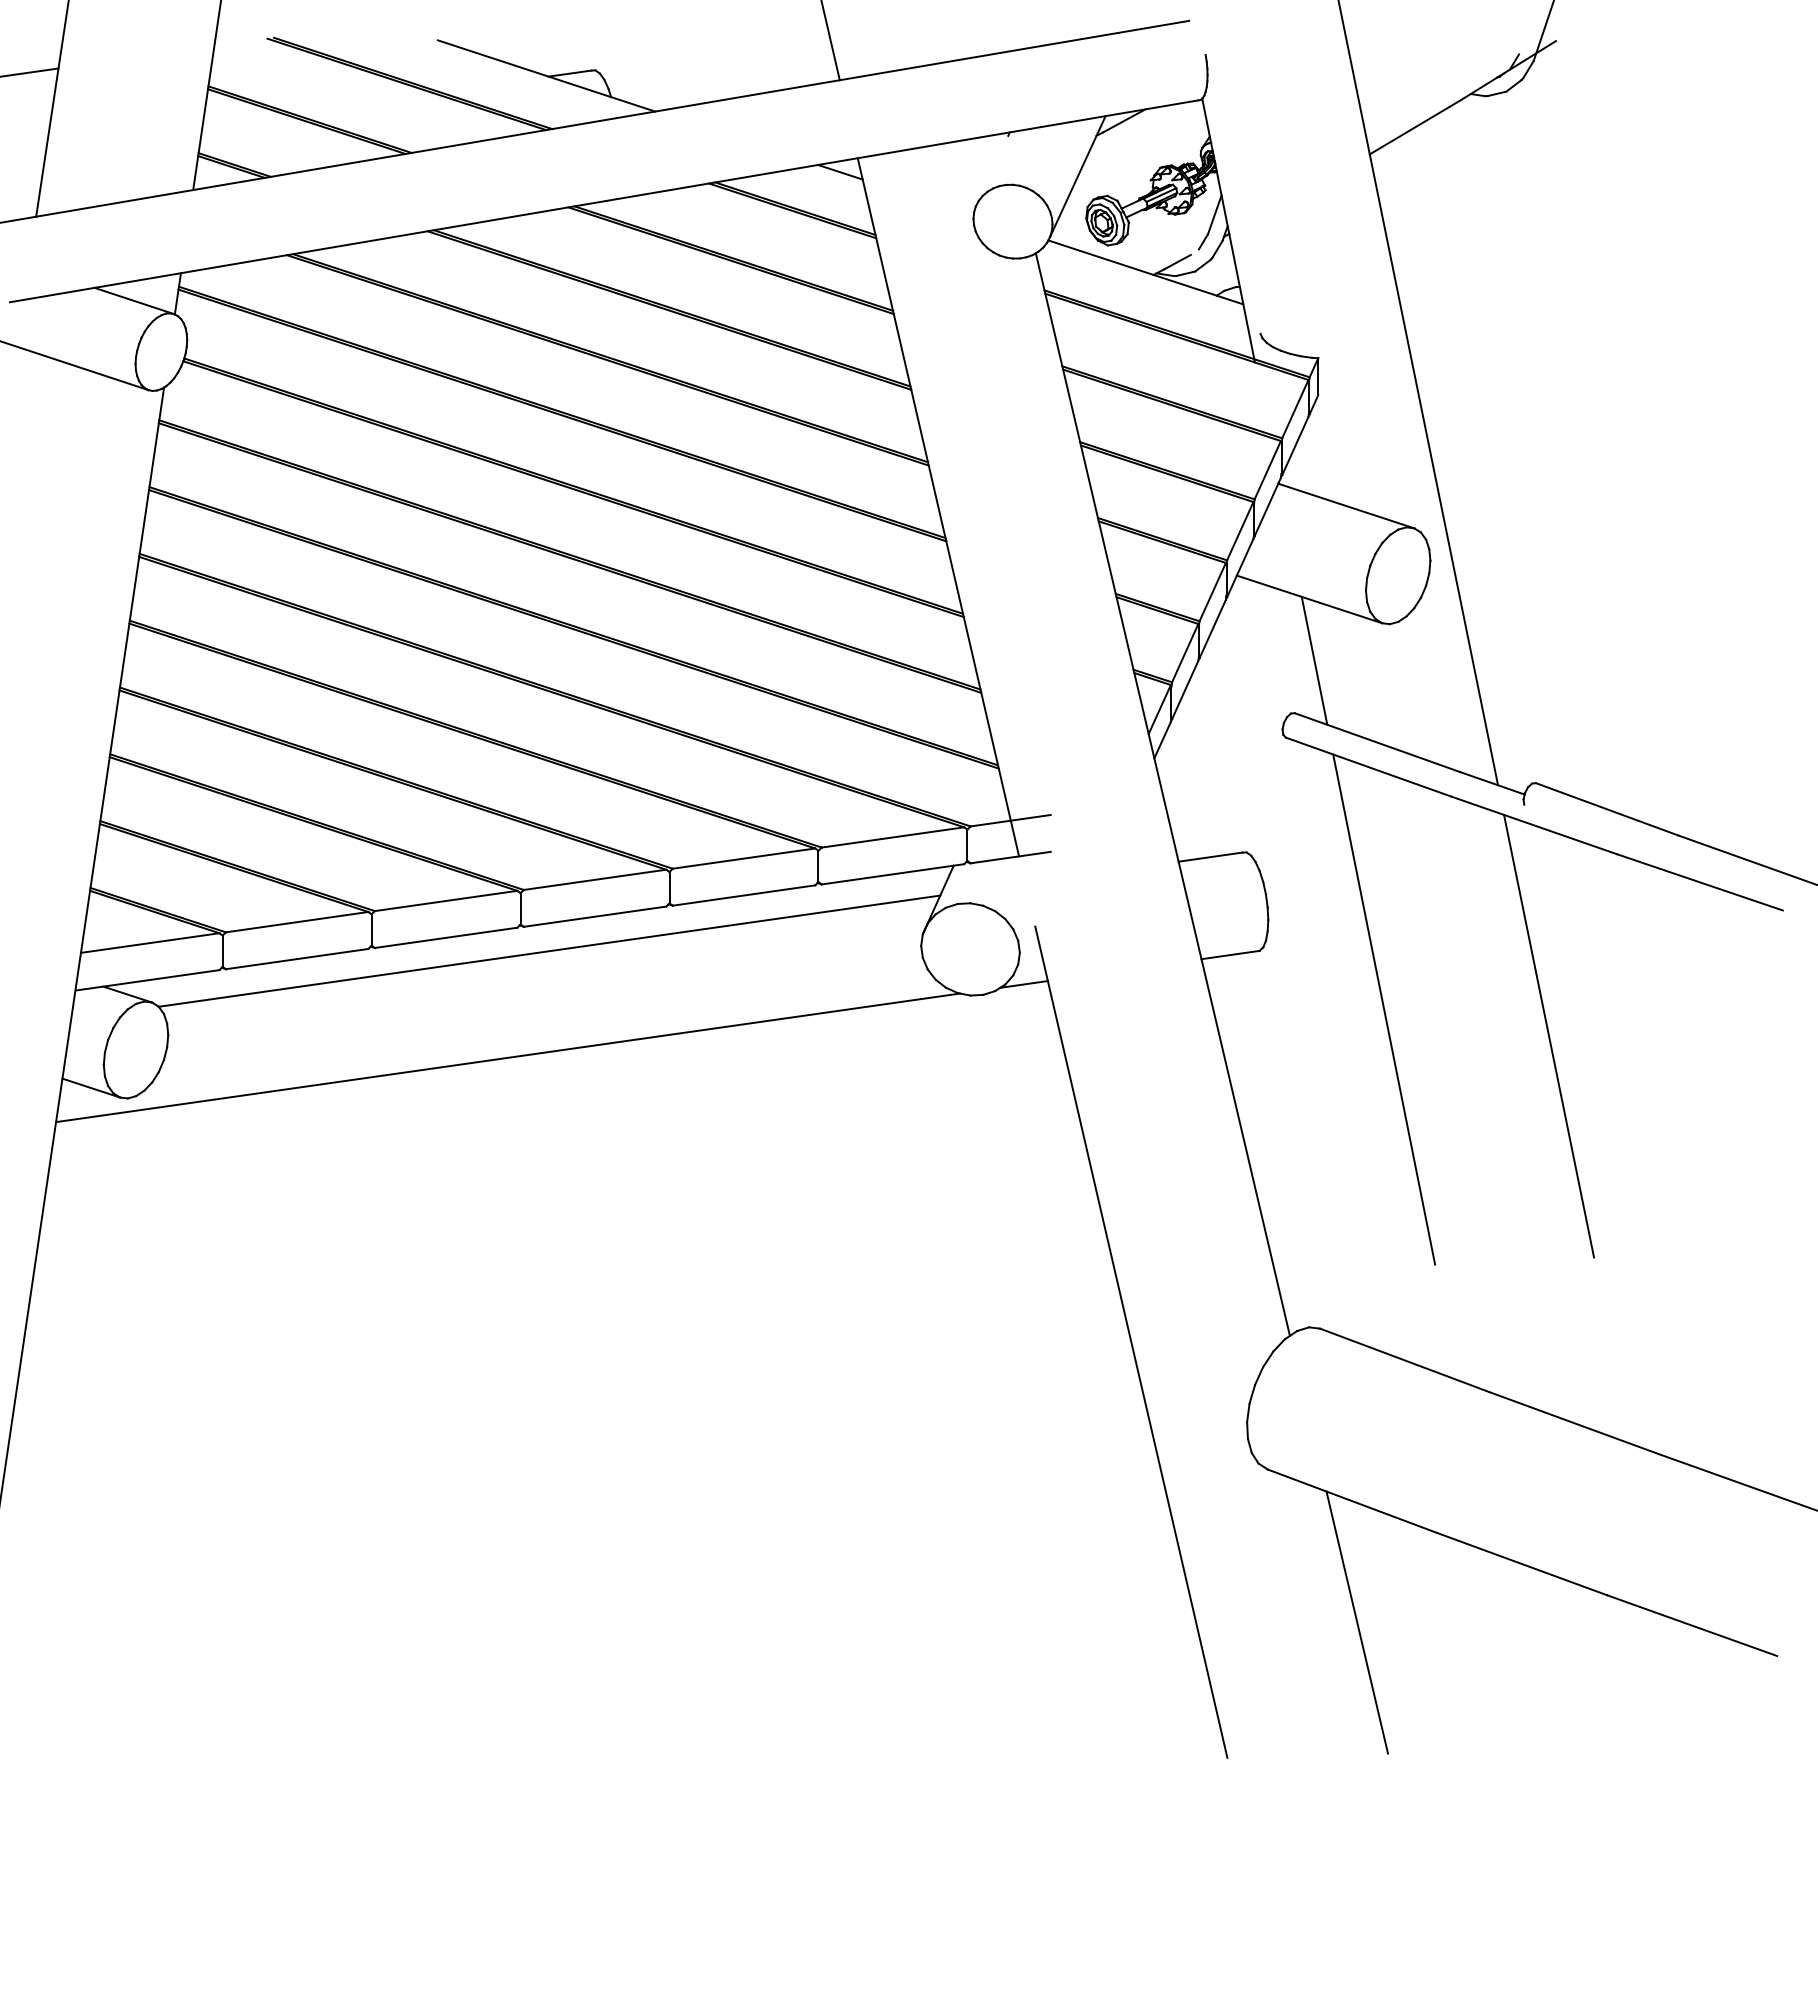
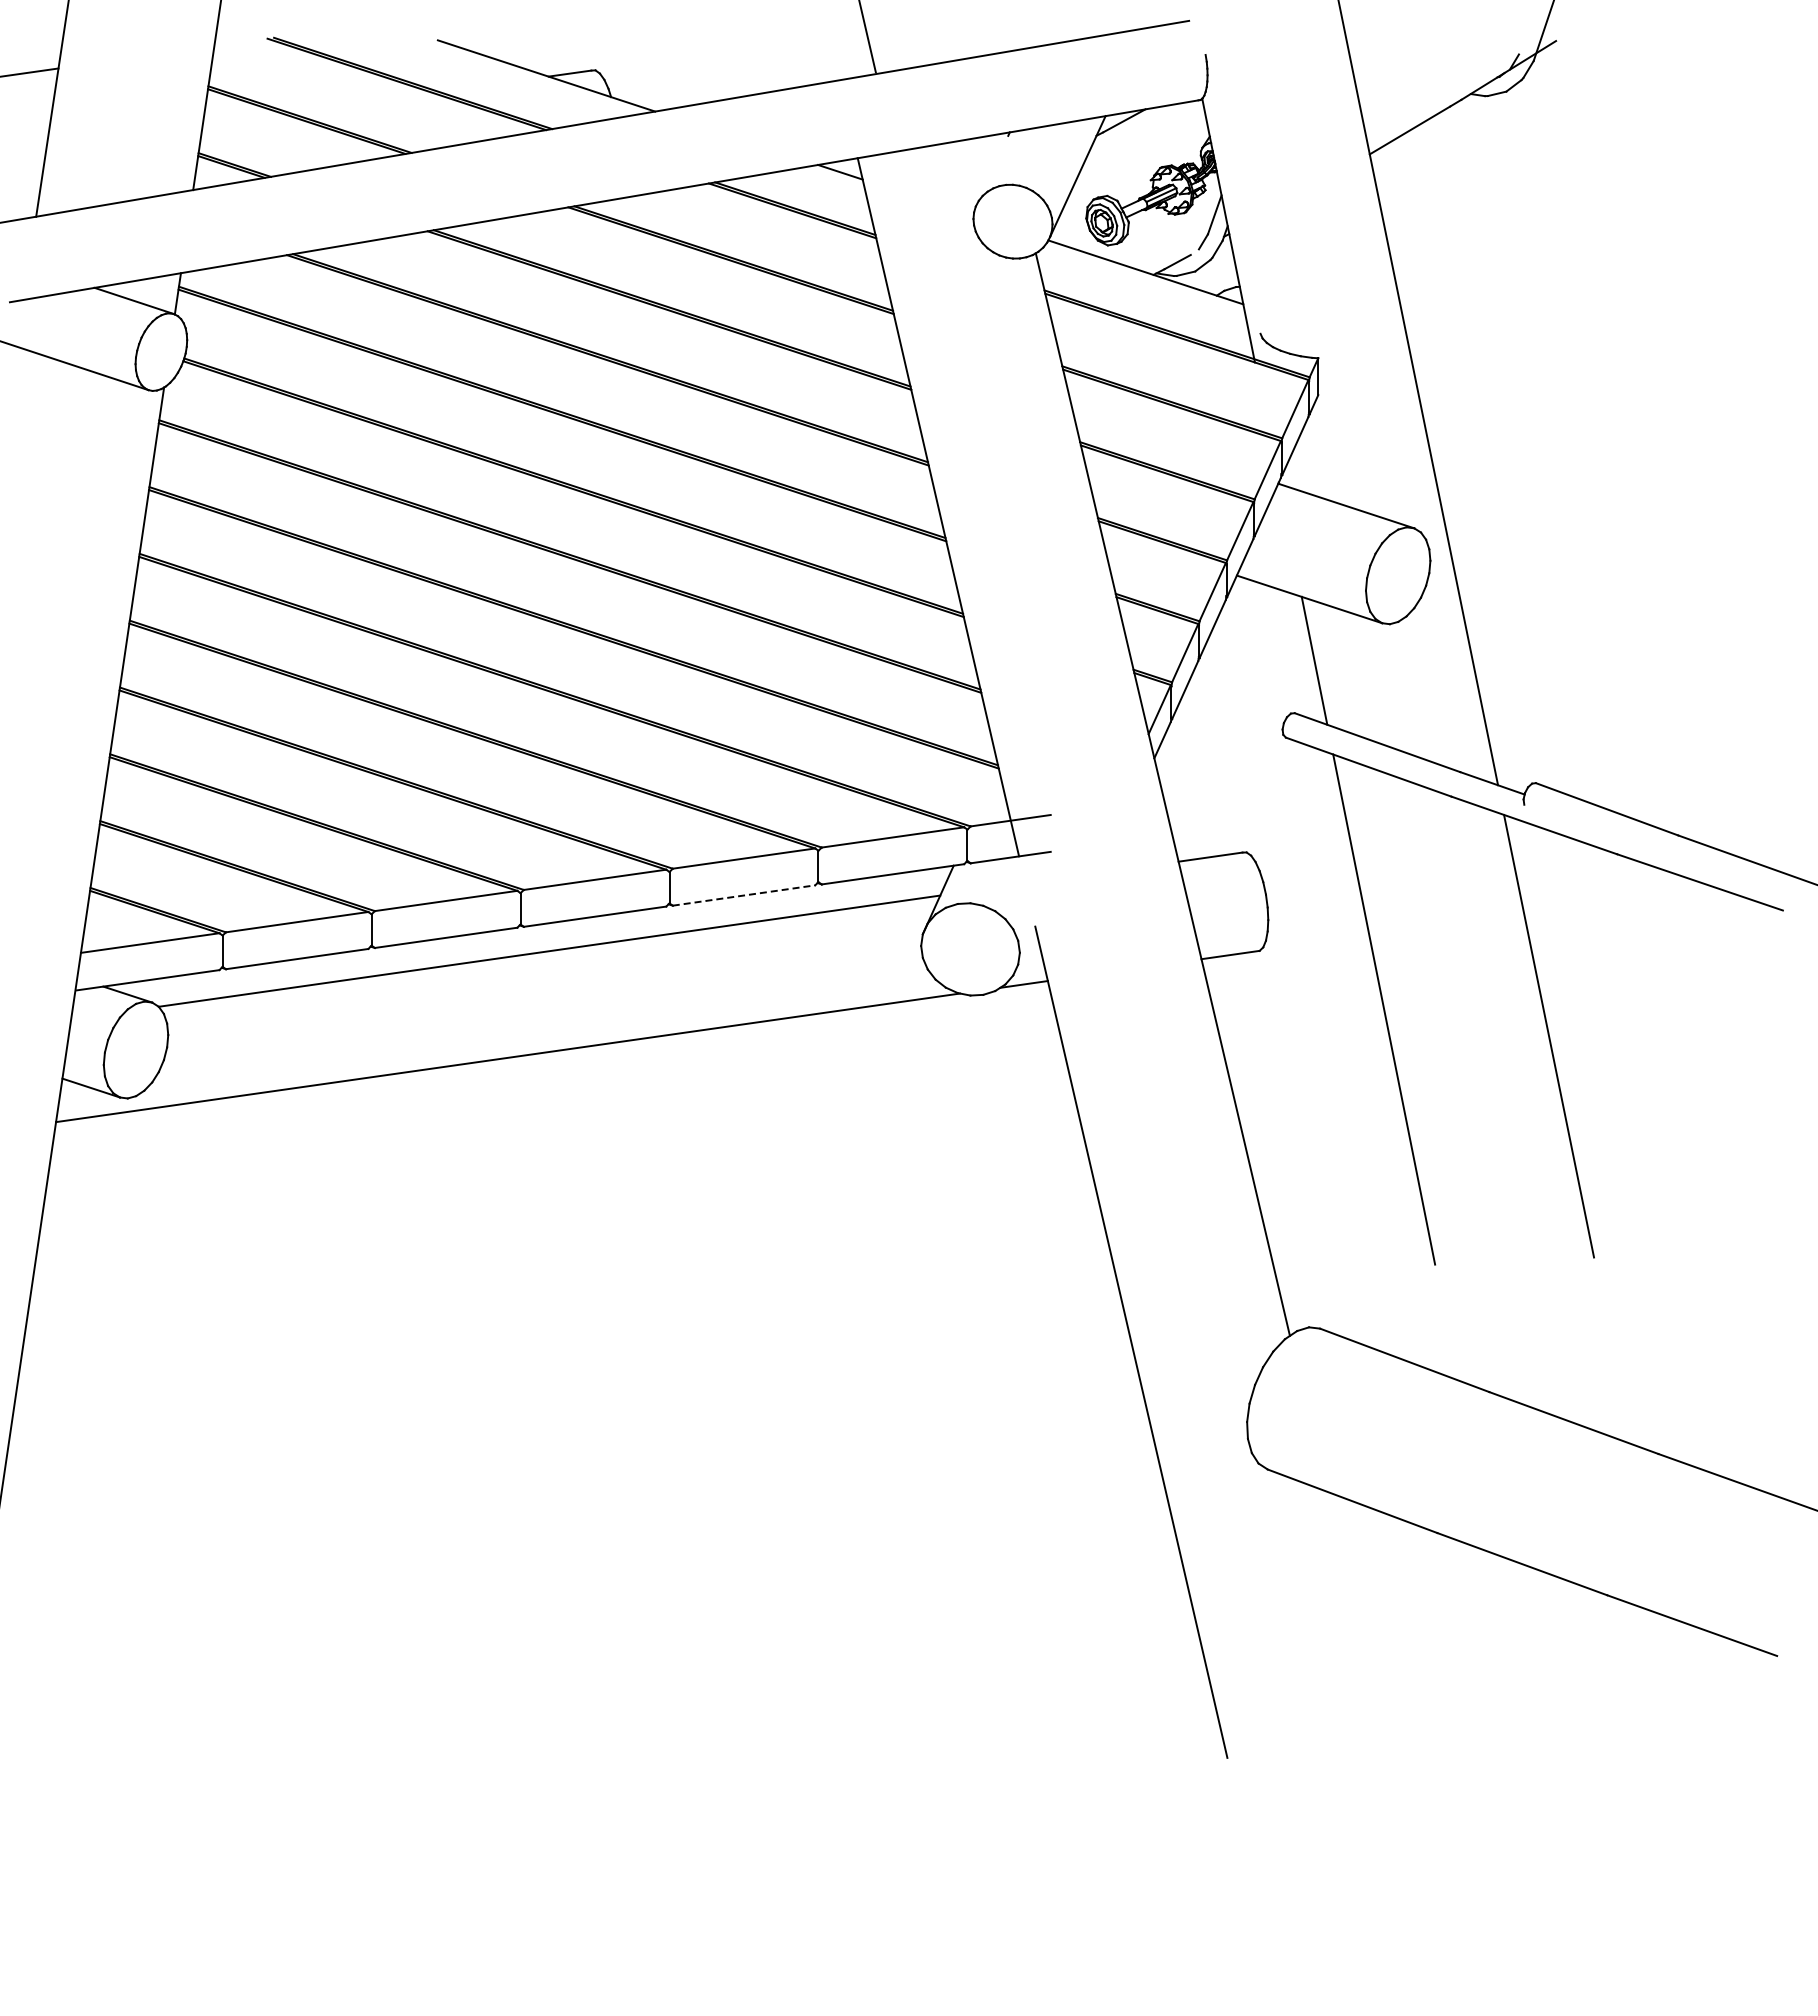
line position: (830, 41) -> (867, 37) (867, 37)
line: solid -> dashed (744, 895)
line: present -> none (1357, 1622)
